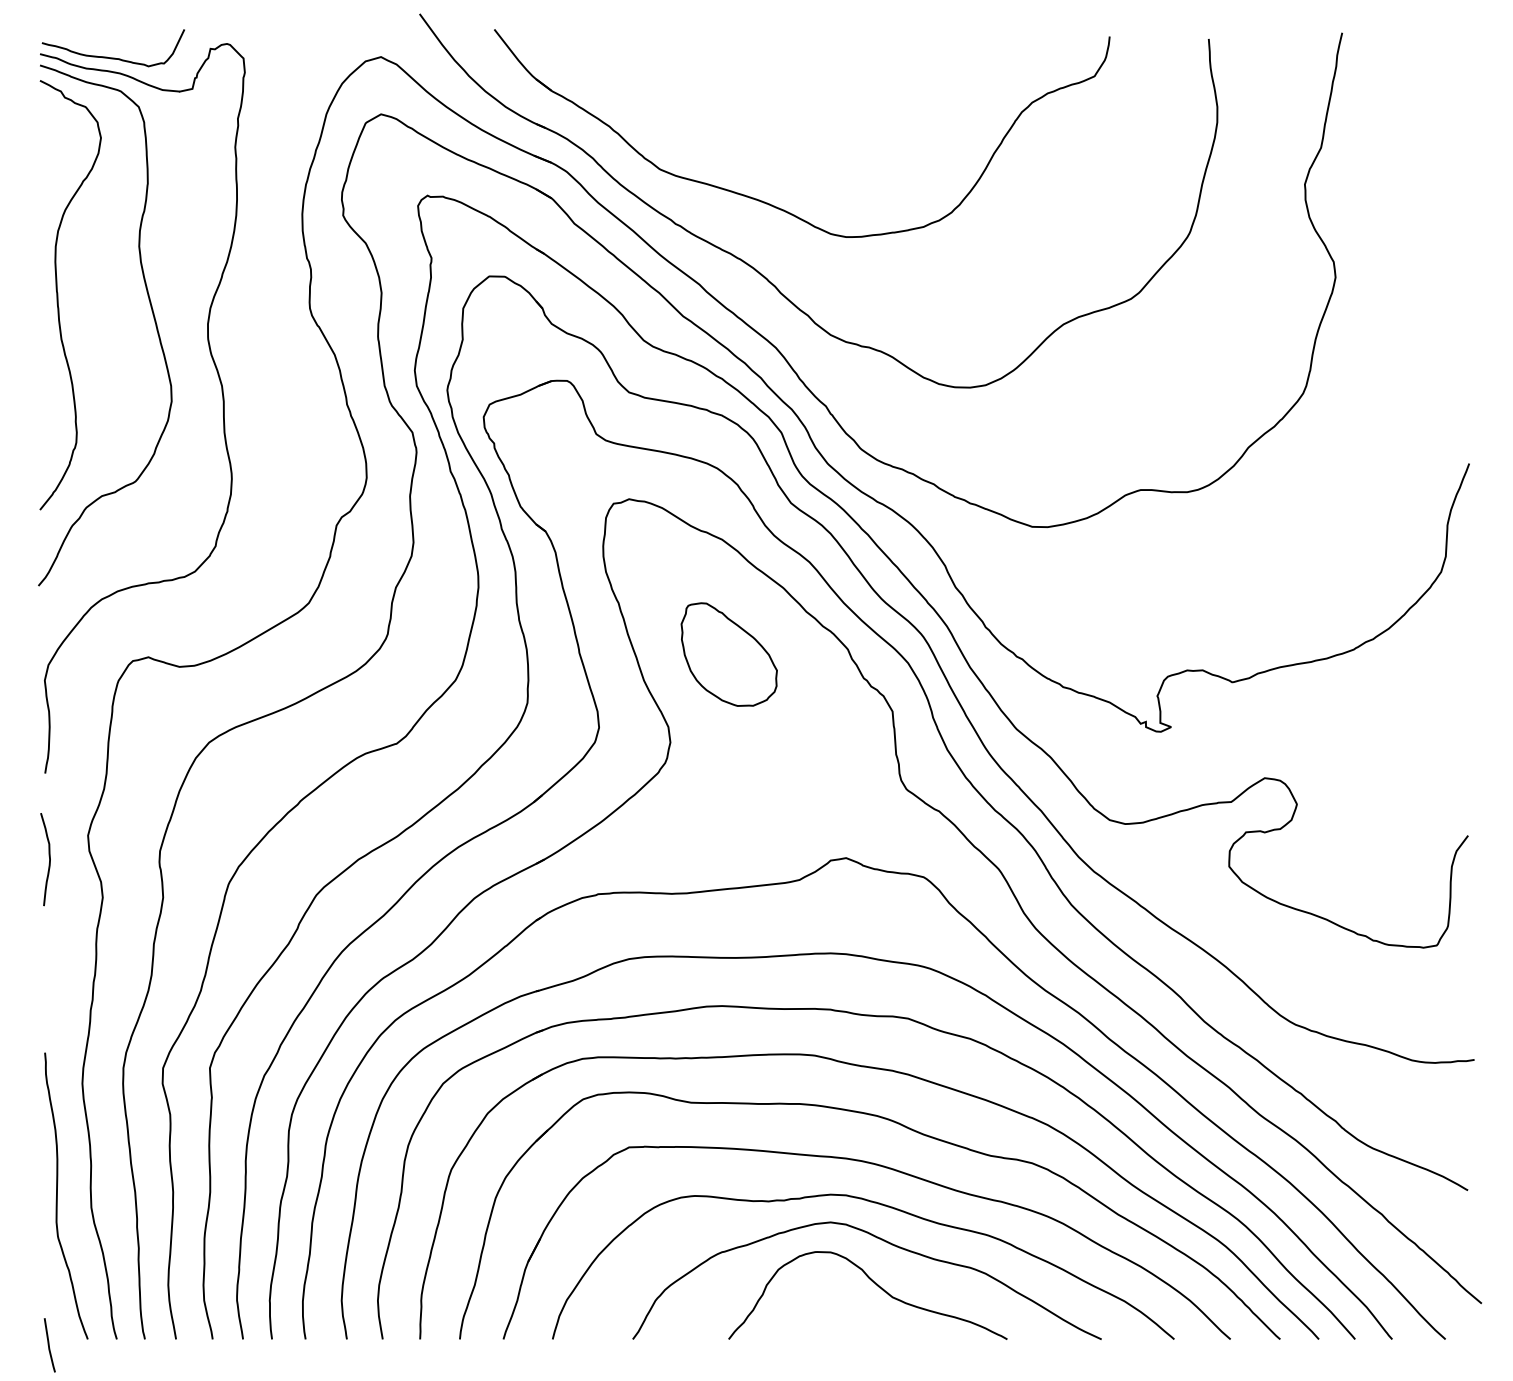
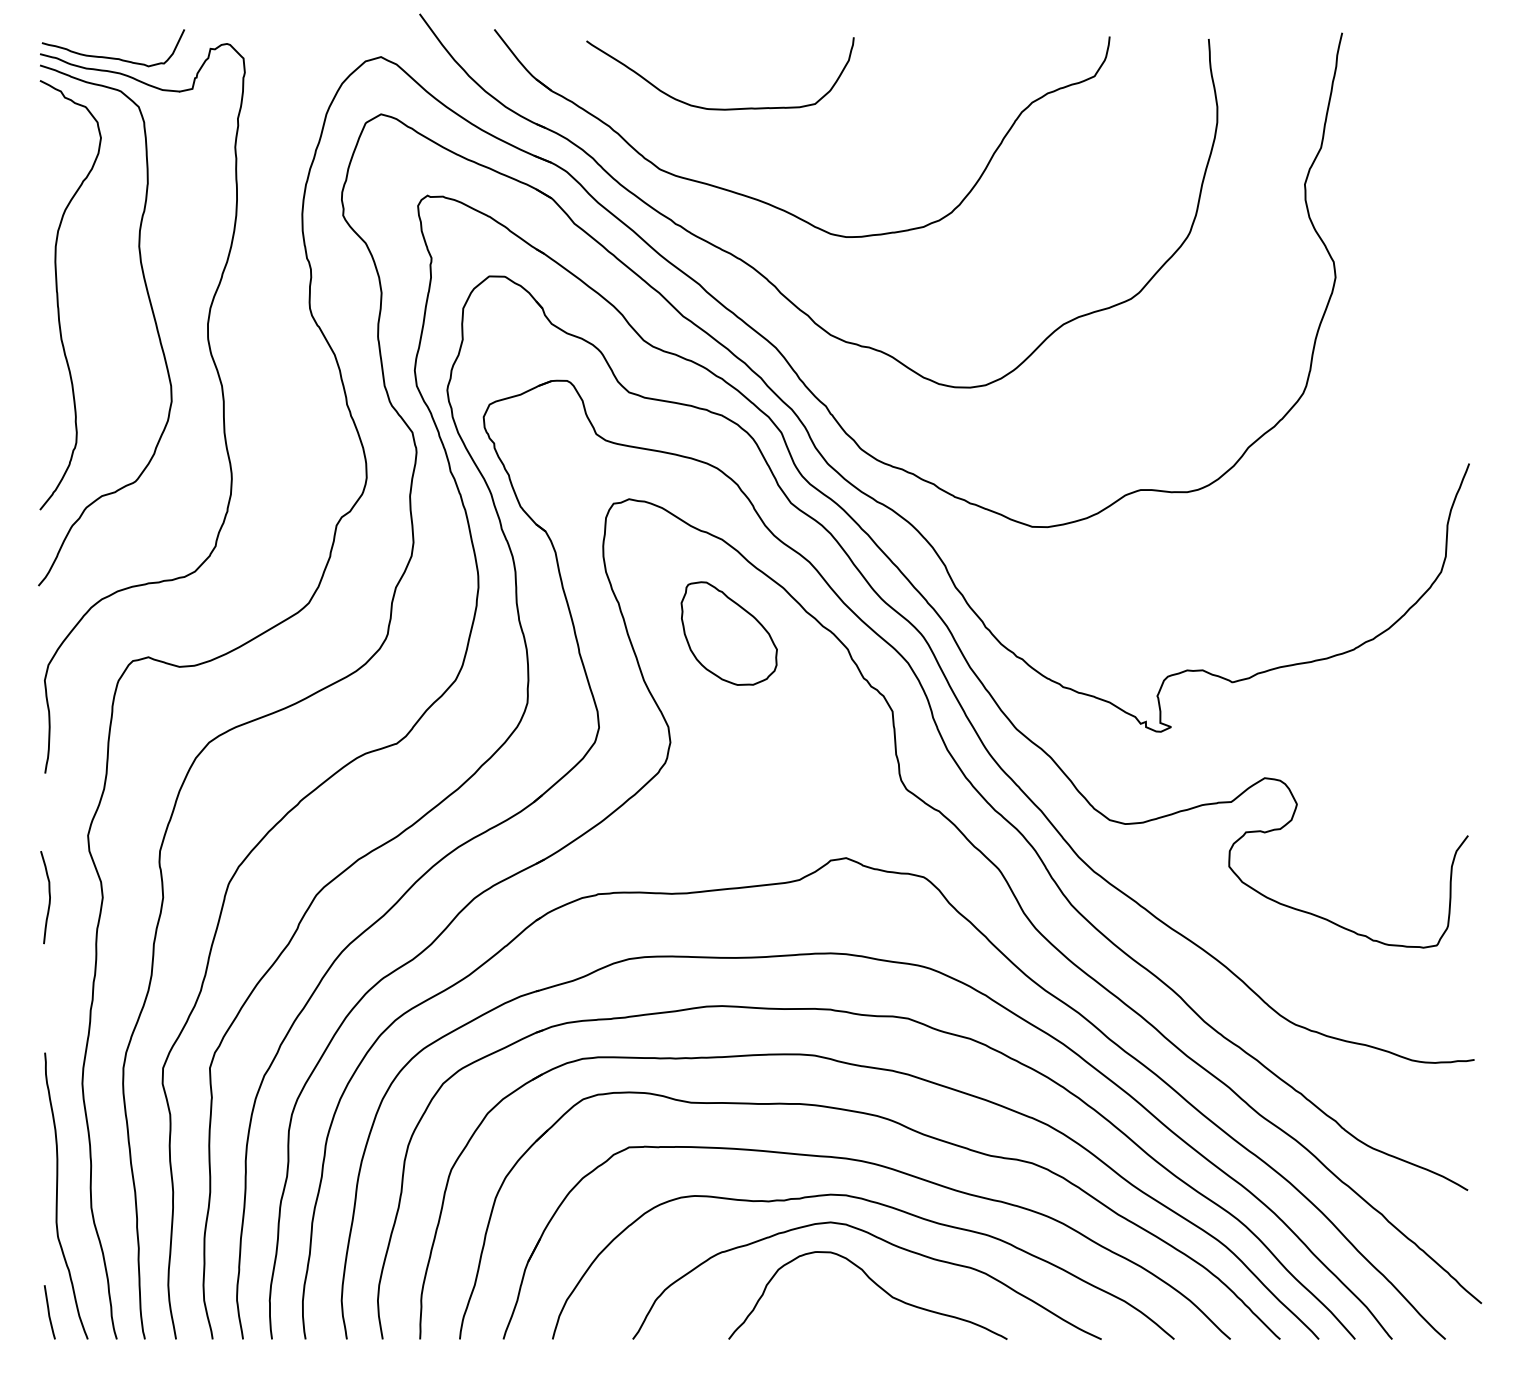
curve: none -> present (720, 108)
part position: (728, 654) -> (728, 633) (728, 633)
curve position: (49, 859) -> (49, 897) (49, 897)
line position: (49, 1345) -> (49, 1312) (49, 1312)
